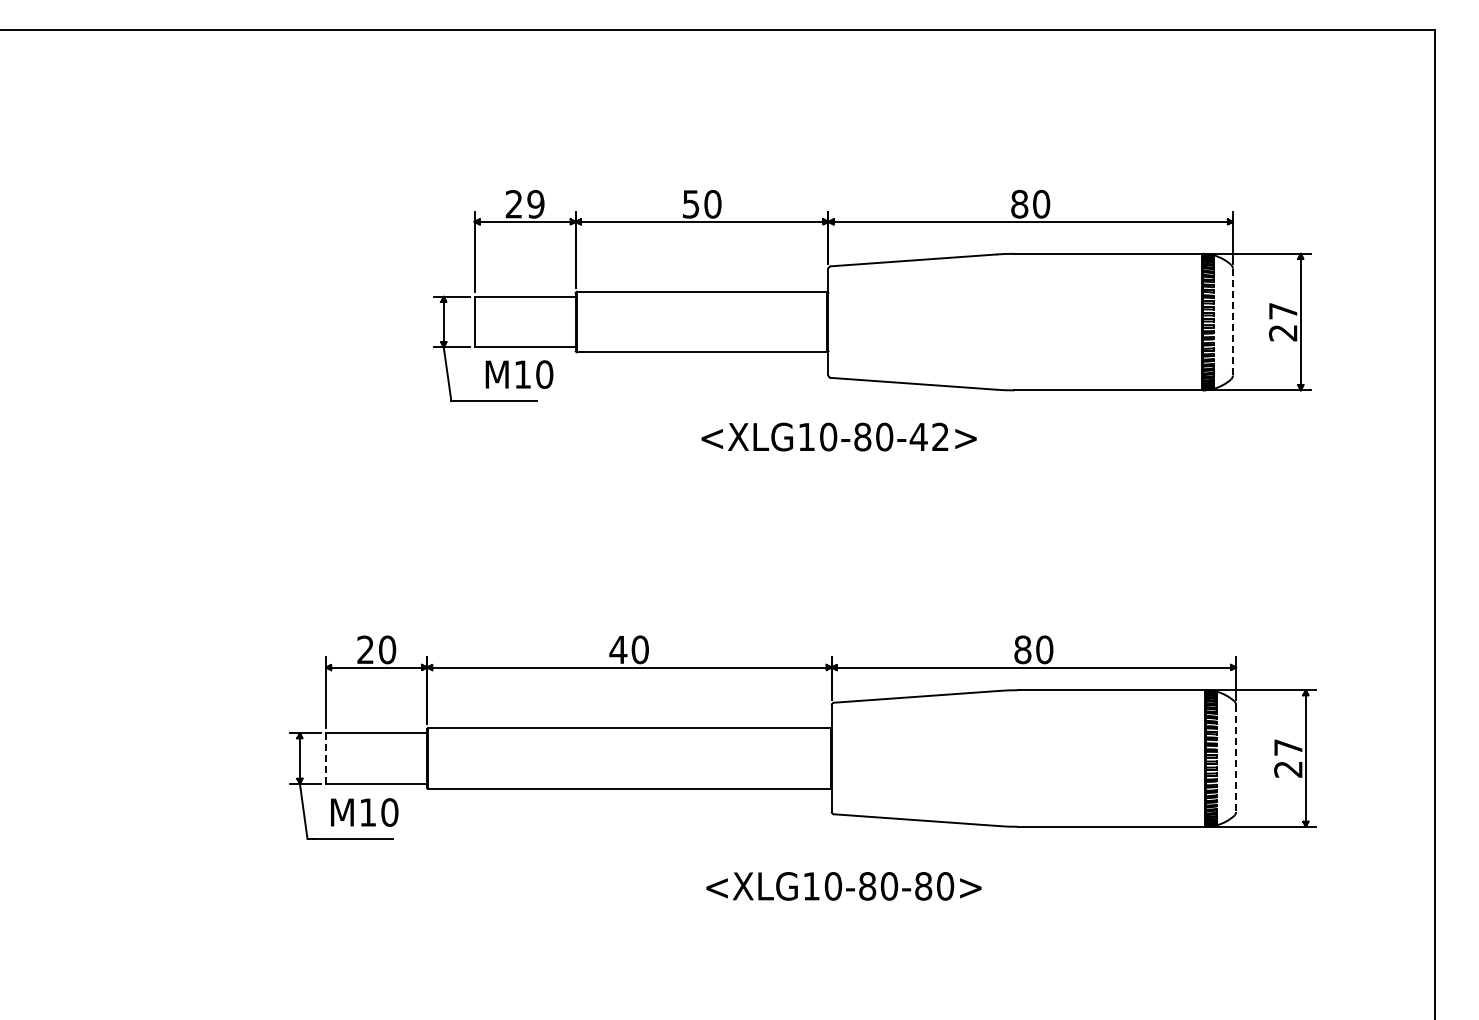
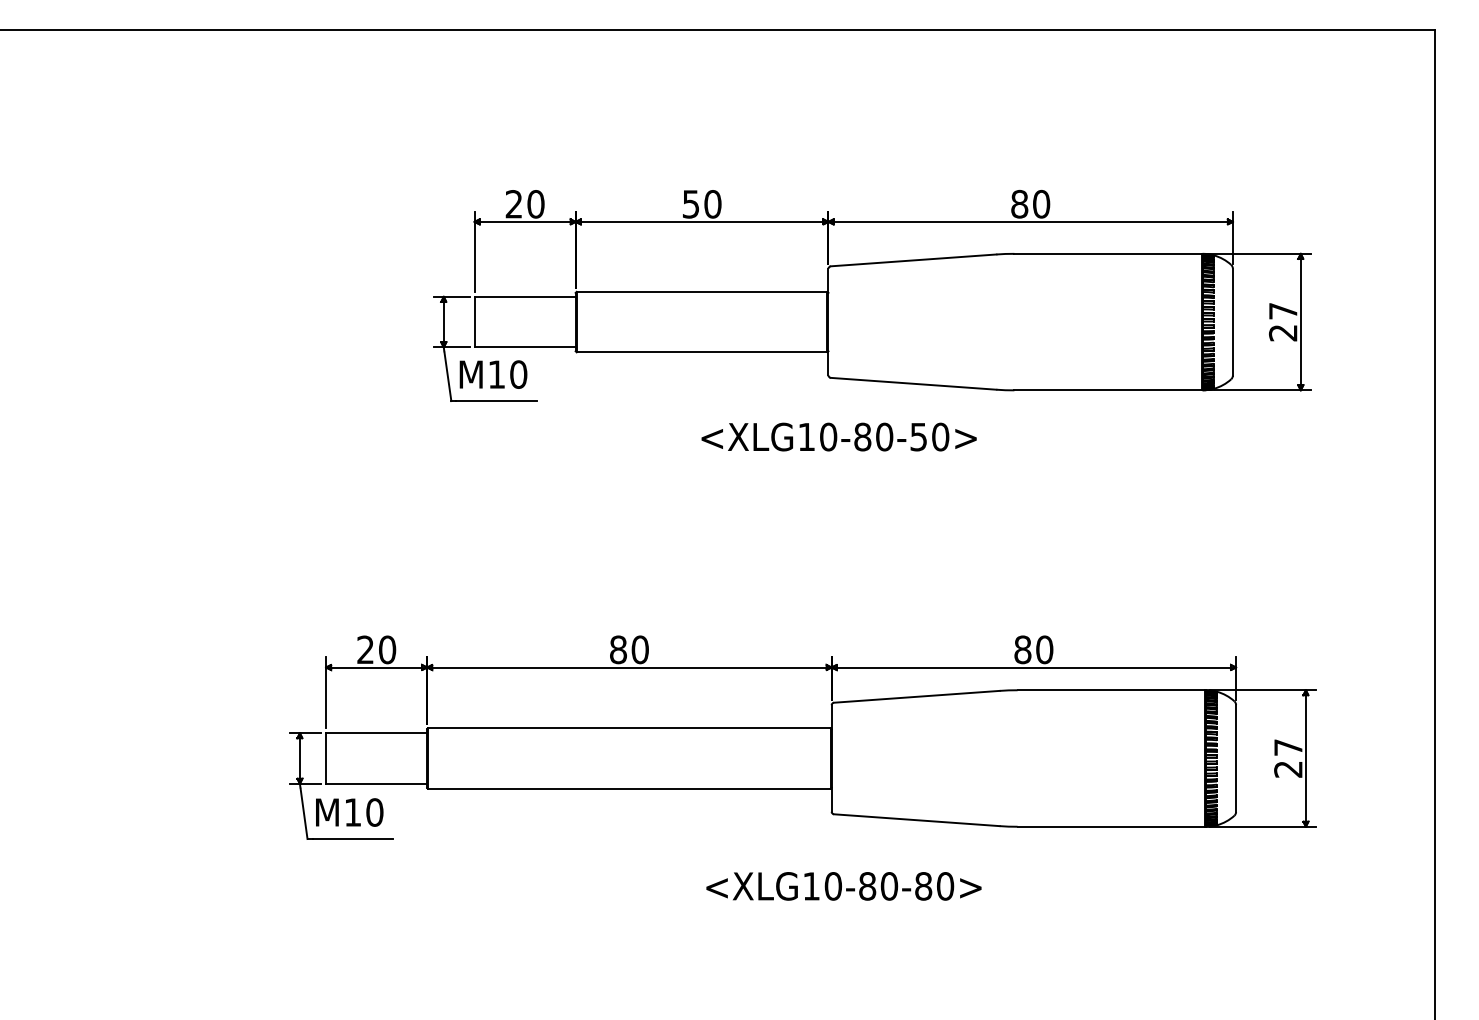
text: 29 -> 20 (535, 204)
line: dashed -> solid (1232, 322)
text position: (519, 374) -> (493, 374) (493, 374)
text: <XLG10-80-42> -> <XLG10-80-50> (929, 436)
text: 40 -> 80 (618, 649)
line: dashed -> solid (326, 758)
line: dashed -> solid (1236, 759)
text position: (364, 812) -> (349, 812) (349, 812)
